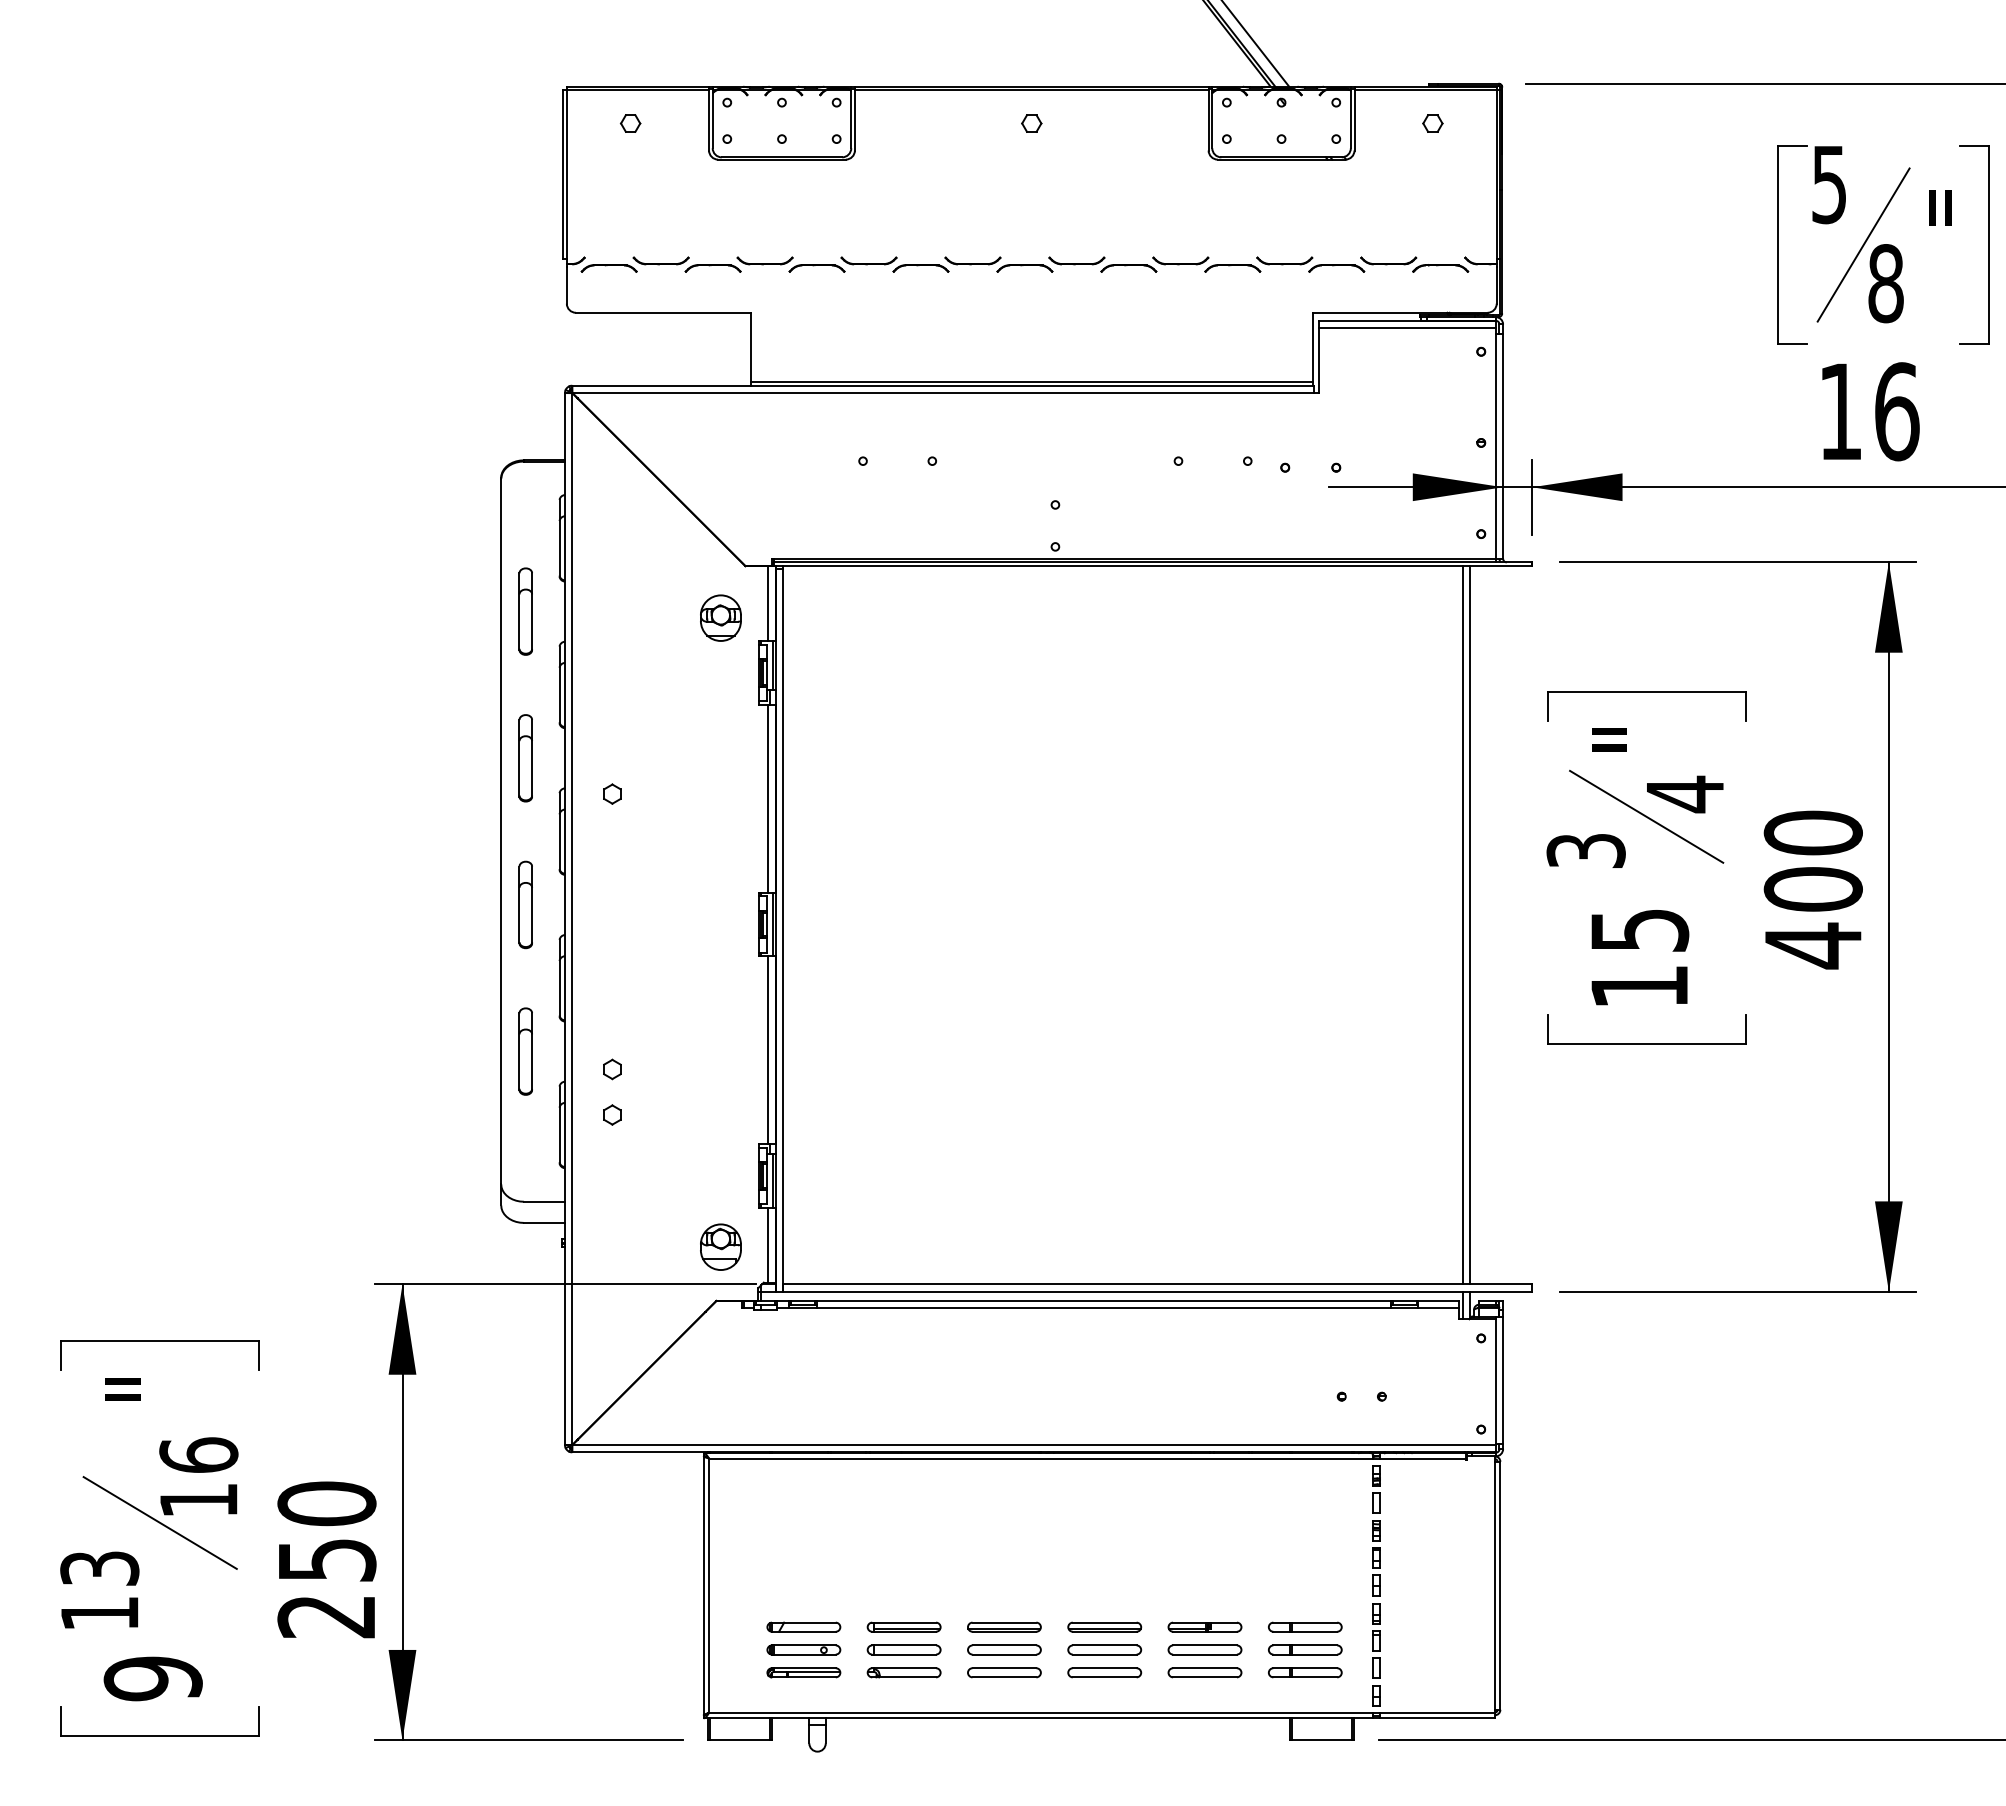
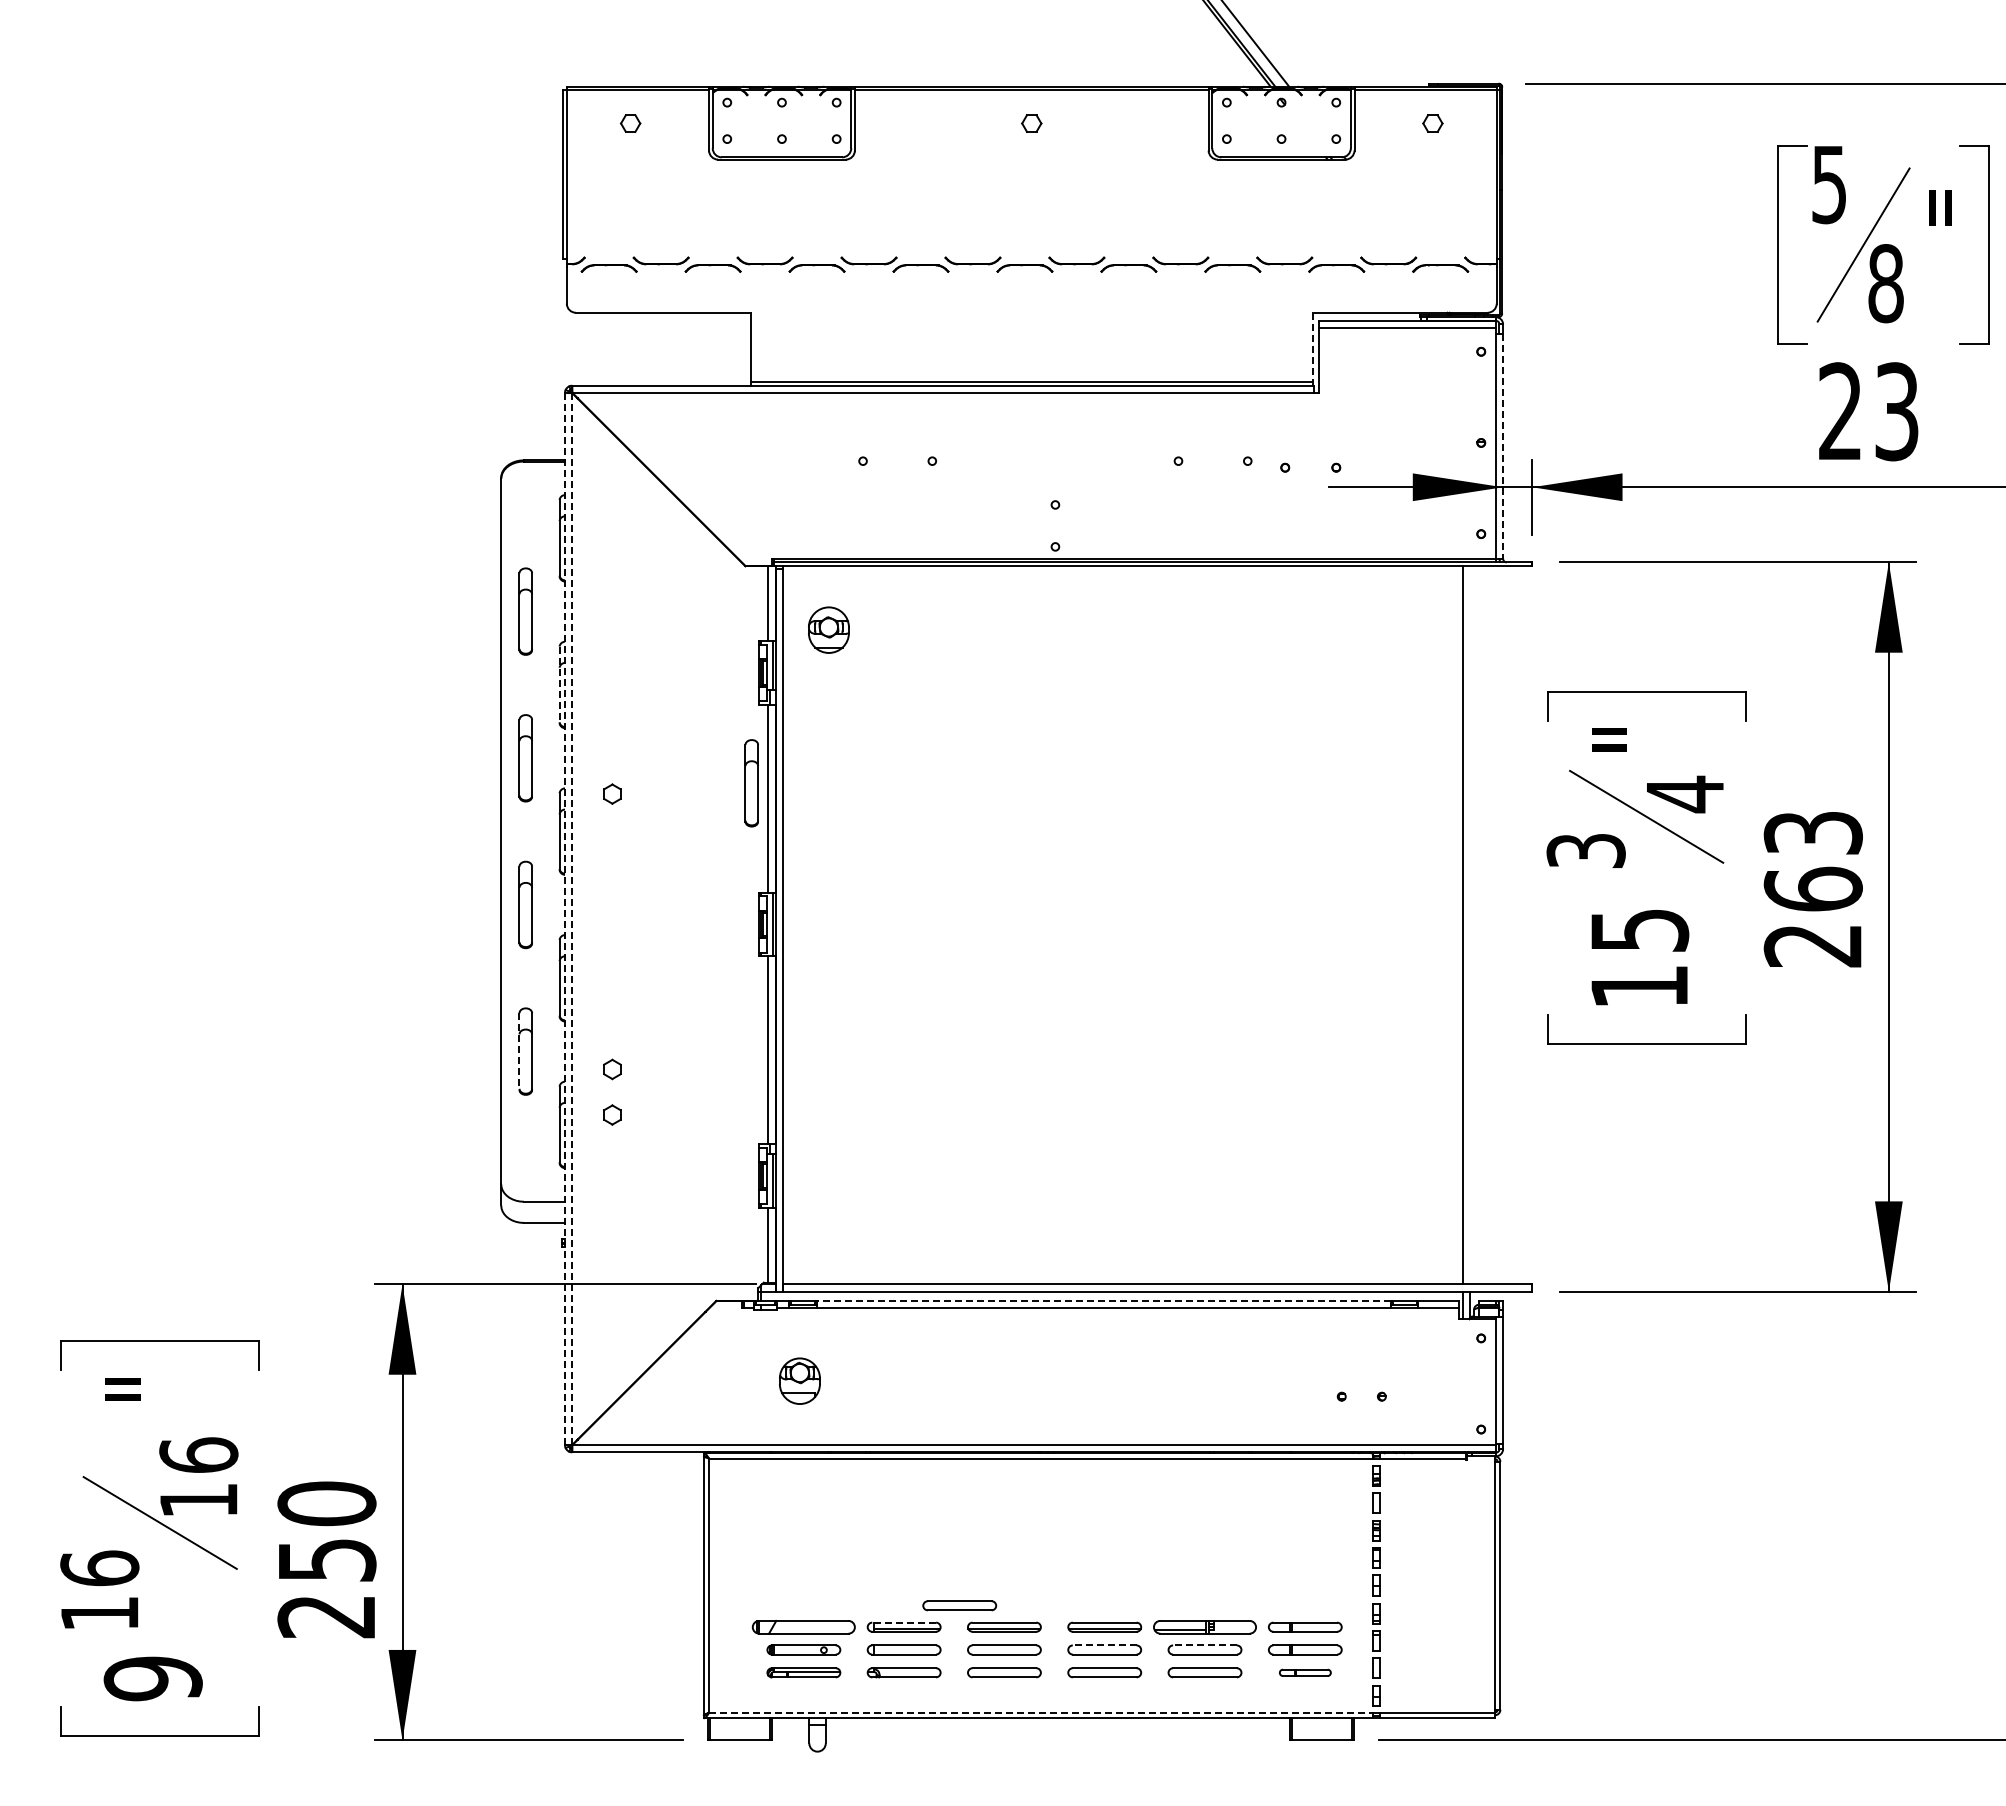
line: solid -> dashed (1312, 347)
text: 16 -> 23 (1869, 411)
line: solid -> dashed (1503, 446)
part position: (720, 617) -> (828, 629) (828, 629)
line: solid -> dashed (559, 685)
part: none -> present (751, 783)
text: 400 -> 263 (1812, 889)
line: solid -> dashed (565, 918)
line: solid -> dashed (572, 919)
line: present -> none (1470, 925)
line: solid -> dashed (519, 1052)
part position: (720, 1246) -> (799, 1380) (799, 1380)
line: solid -> dashed (1103, 1301)
text: 13 -> 16 (99, 1568)
part: none -> present (959, 1605)
line: solid -> dashed (904, 1622)
part size: 76x12 px -> 105x15 px (803, 1627)
part size: 76x12 px -> 104x15 px (1204, 1627)
line: solid -> dashed (1104, 1645)
line: solid -> dashed (1205, 1645)
part size: 75x12 px -> 53x9 px (1305, 1672)
line: solid -> dashed (1040, 1712)
